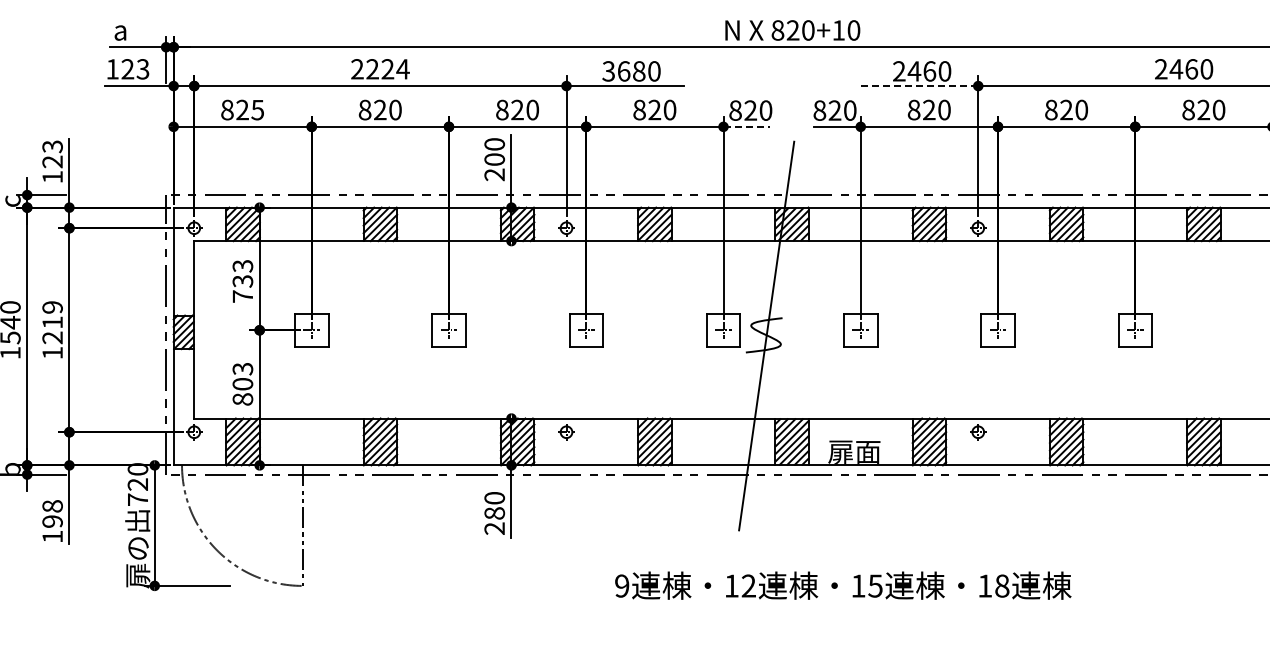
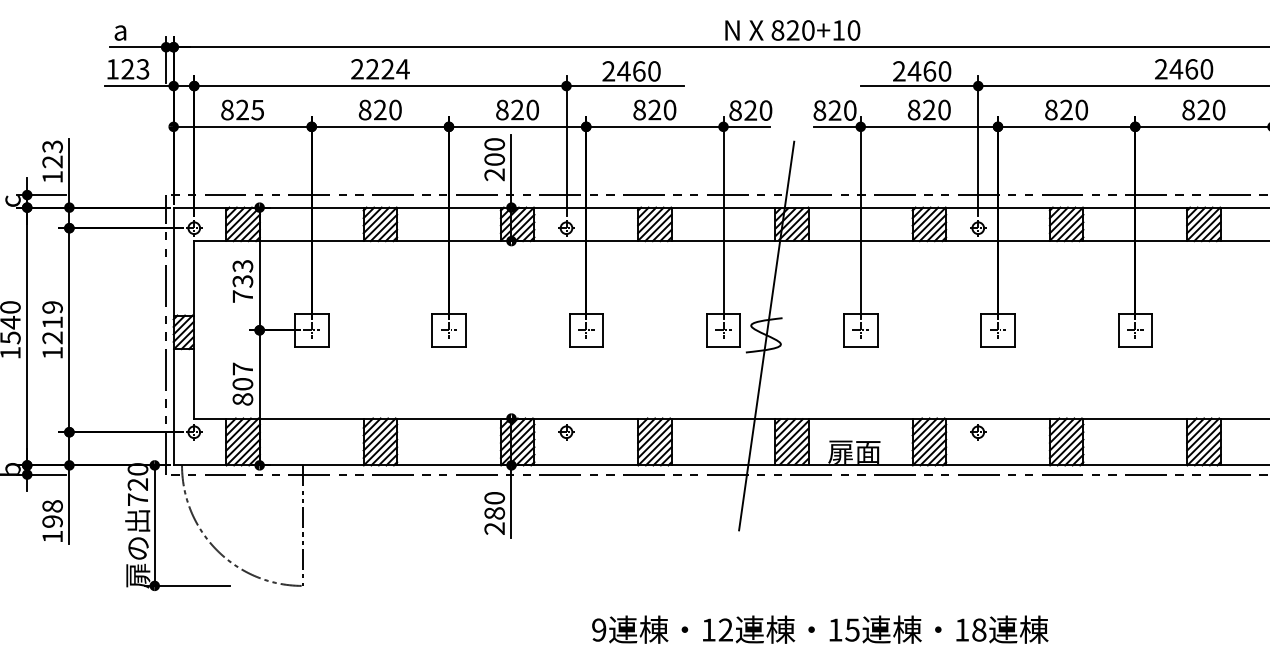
text: 3680 -> 2460 (623, 71)
line: dashed -> solid (919, 86)
line: dashed -> solid (747, 126)
text: 803 -> 807 (242, 368)
text position: (843, 585) -> (820, 629) (820, 629)
